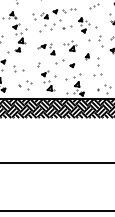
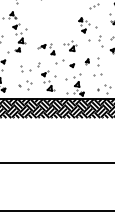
part: present -> none (54, 20)
part position: (86, 56) -> (86, 61) (86, 61)
part position: (18, 68) -> (25, 68) (25, 68)
